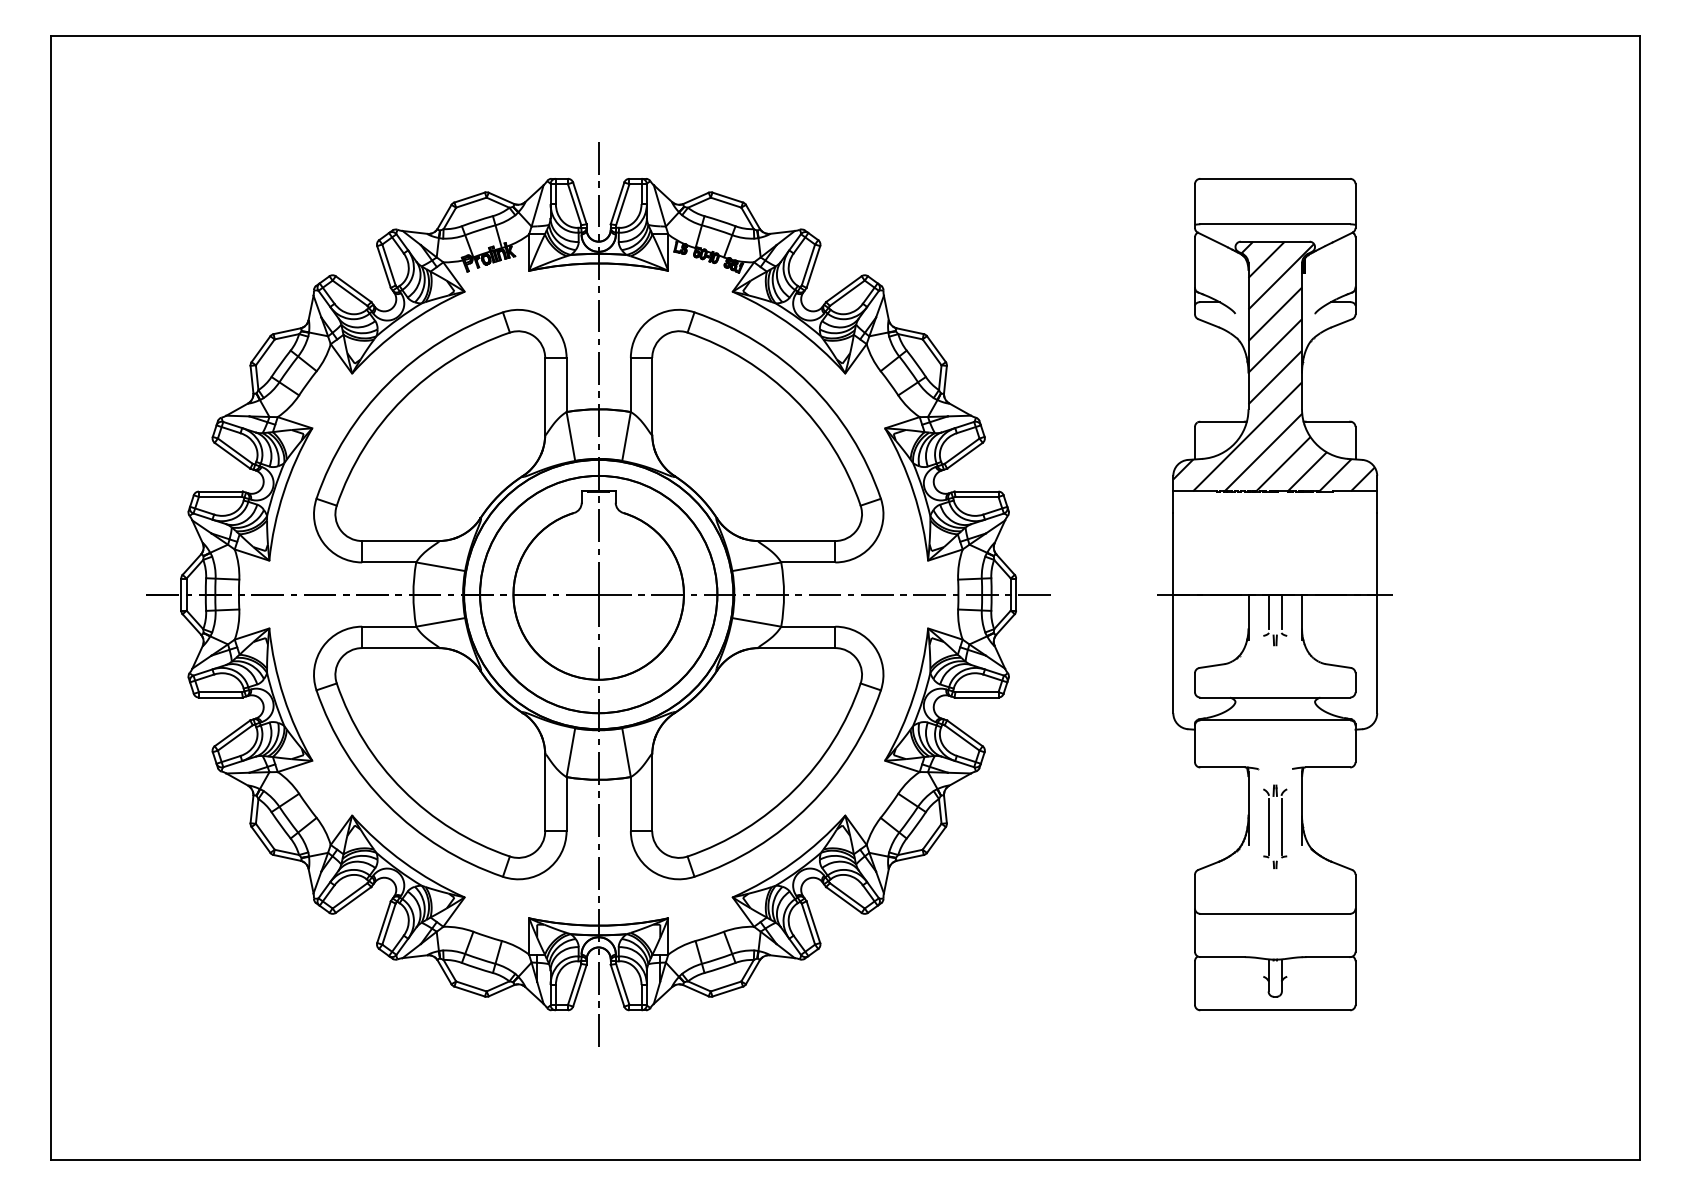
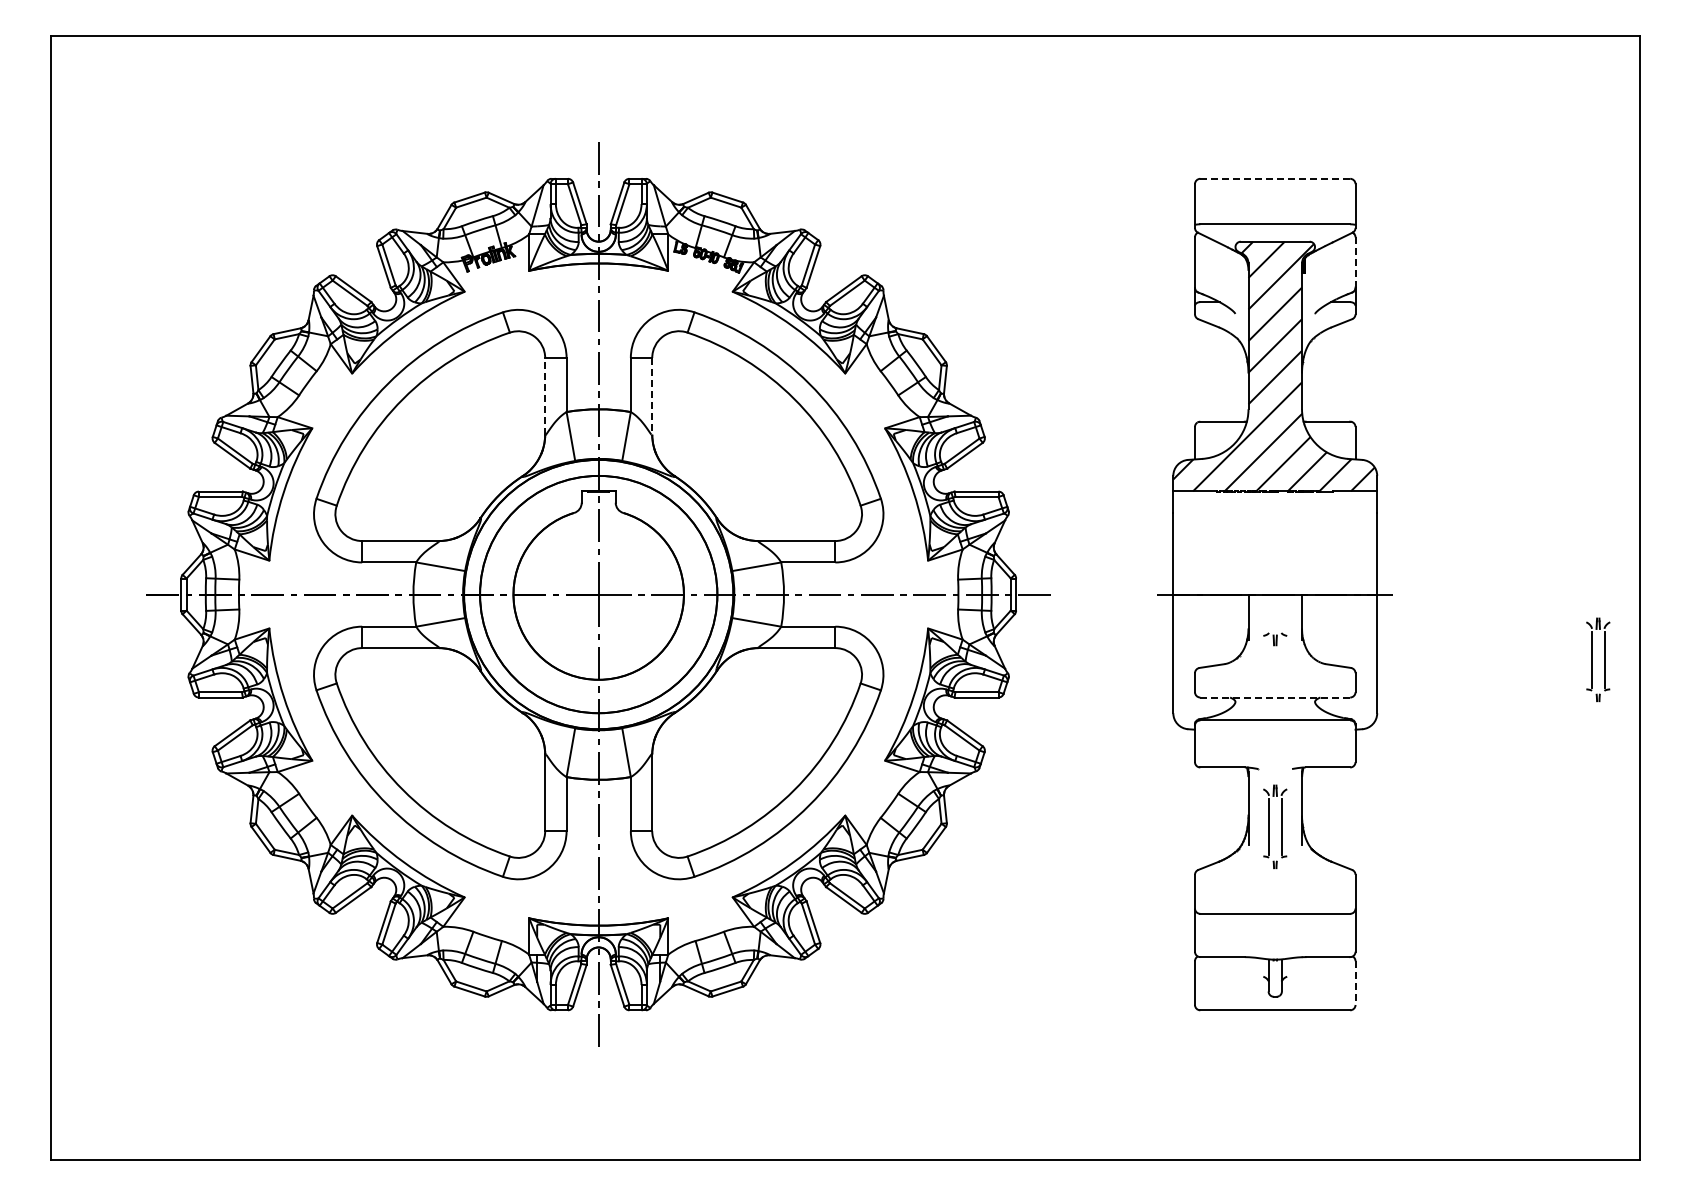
line: solid -> dashed (1275, 178)
line: solid -> dashed (1355, 262)
line: solid -> dashed (545, 395)
line: solid -> dashed (652, 396)
line: present -> none (1268, 611)
line: present -> none (1281, 611)
part: none -> present (1598, 659)
line: solid -> dashed (1275, 697)
line: solid -> dashed (1355, 983)
